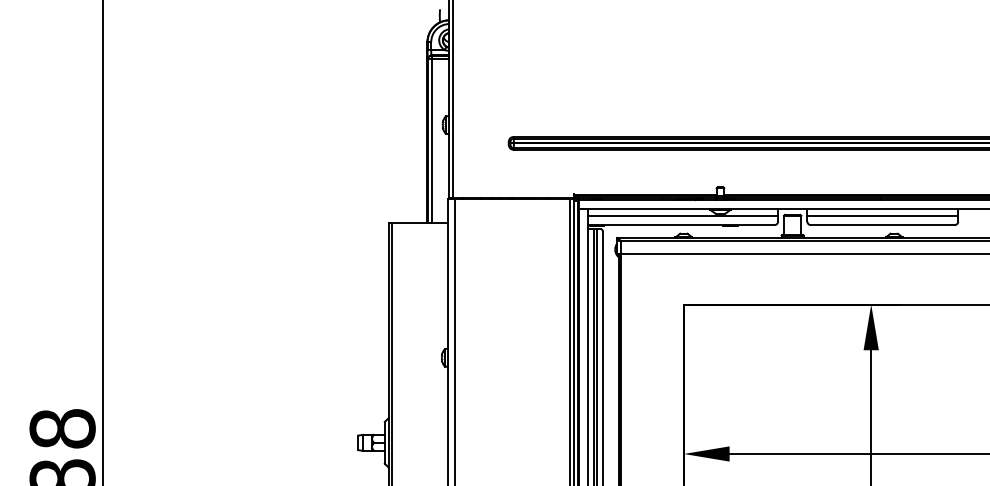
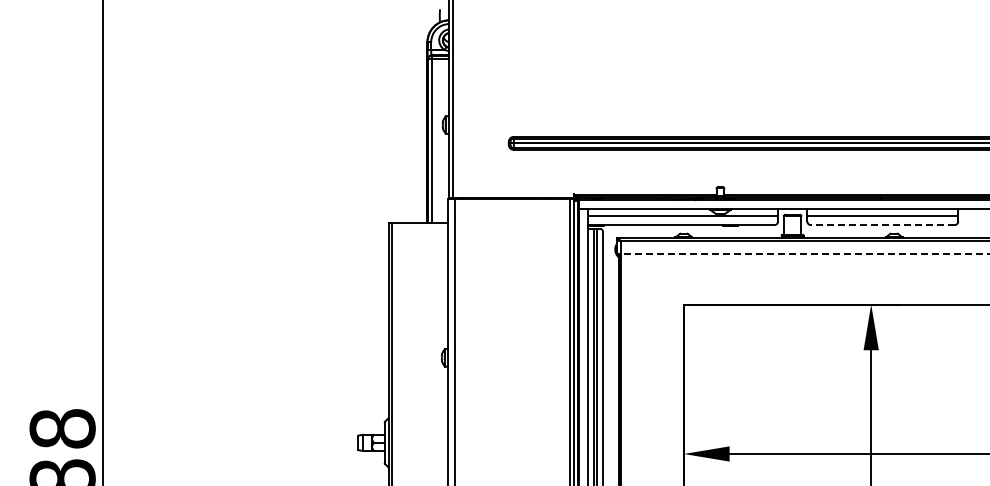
line: solid -> dashed (882, 225)
line: solid -> dashed (804, 254)
